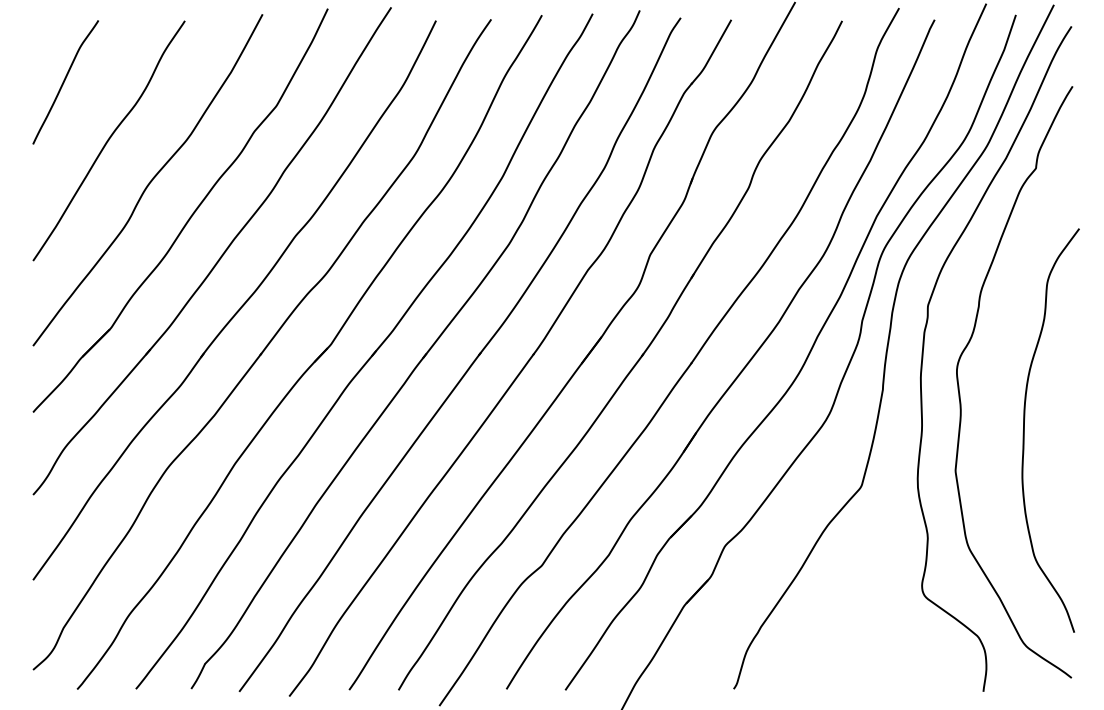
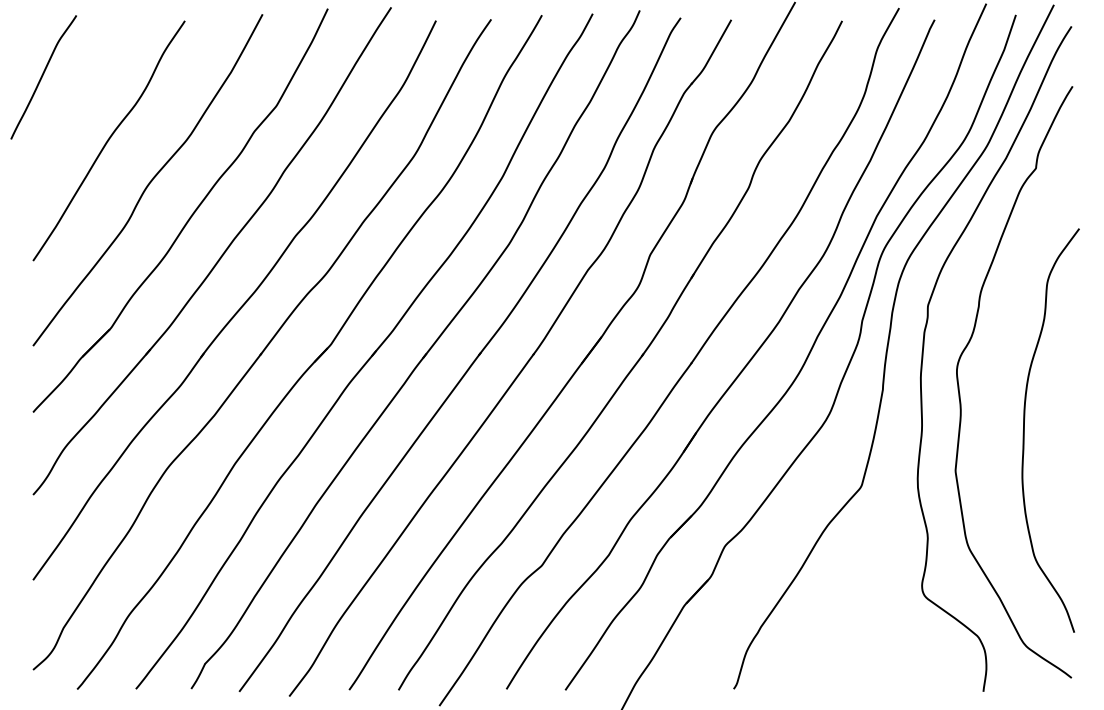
curve position: (64, 82) -> (42, 77) (42, 77)
